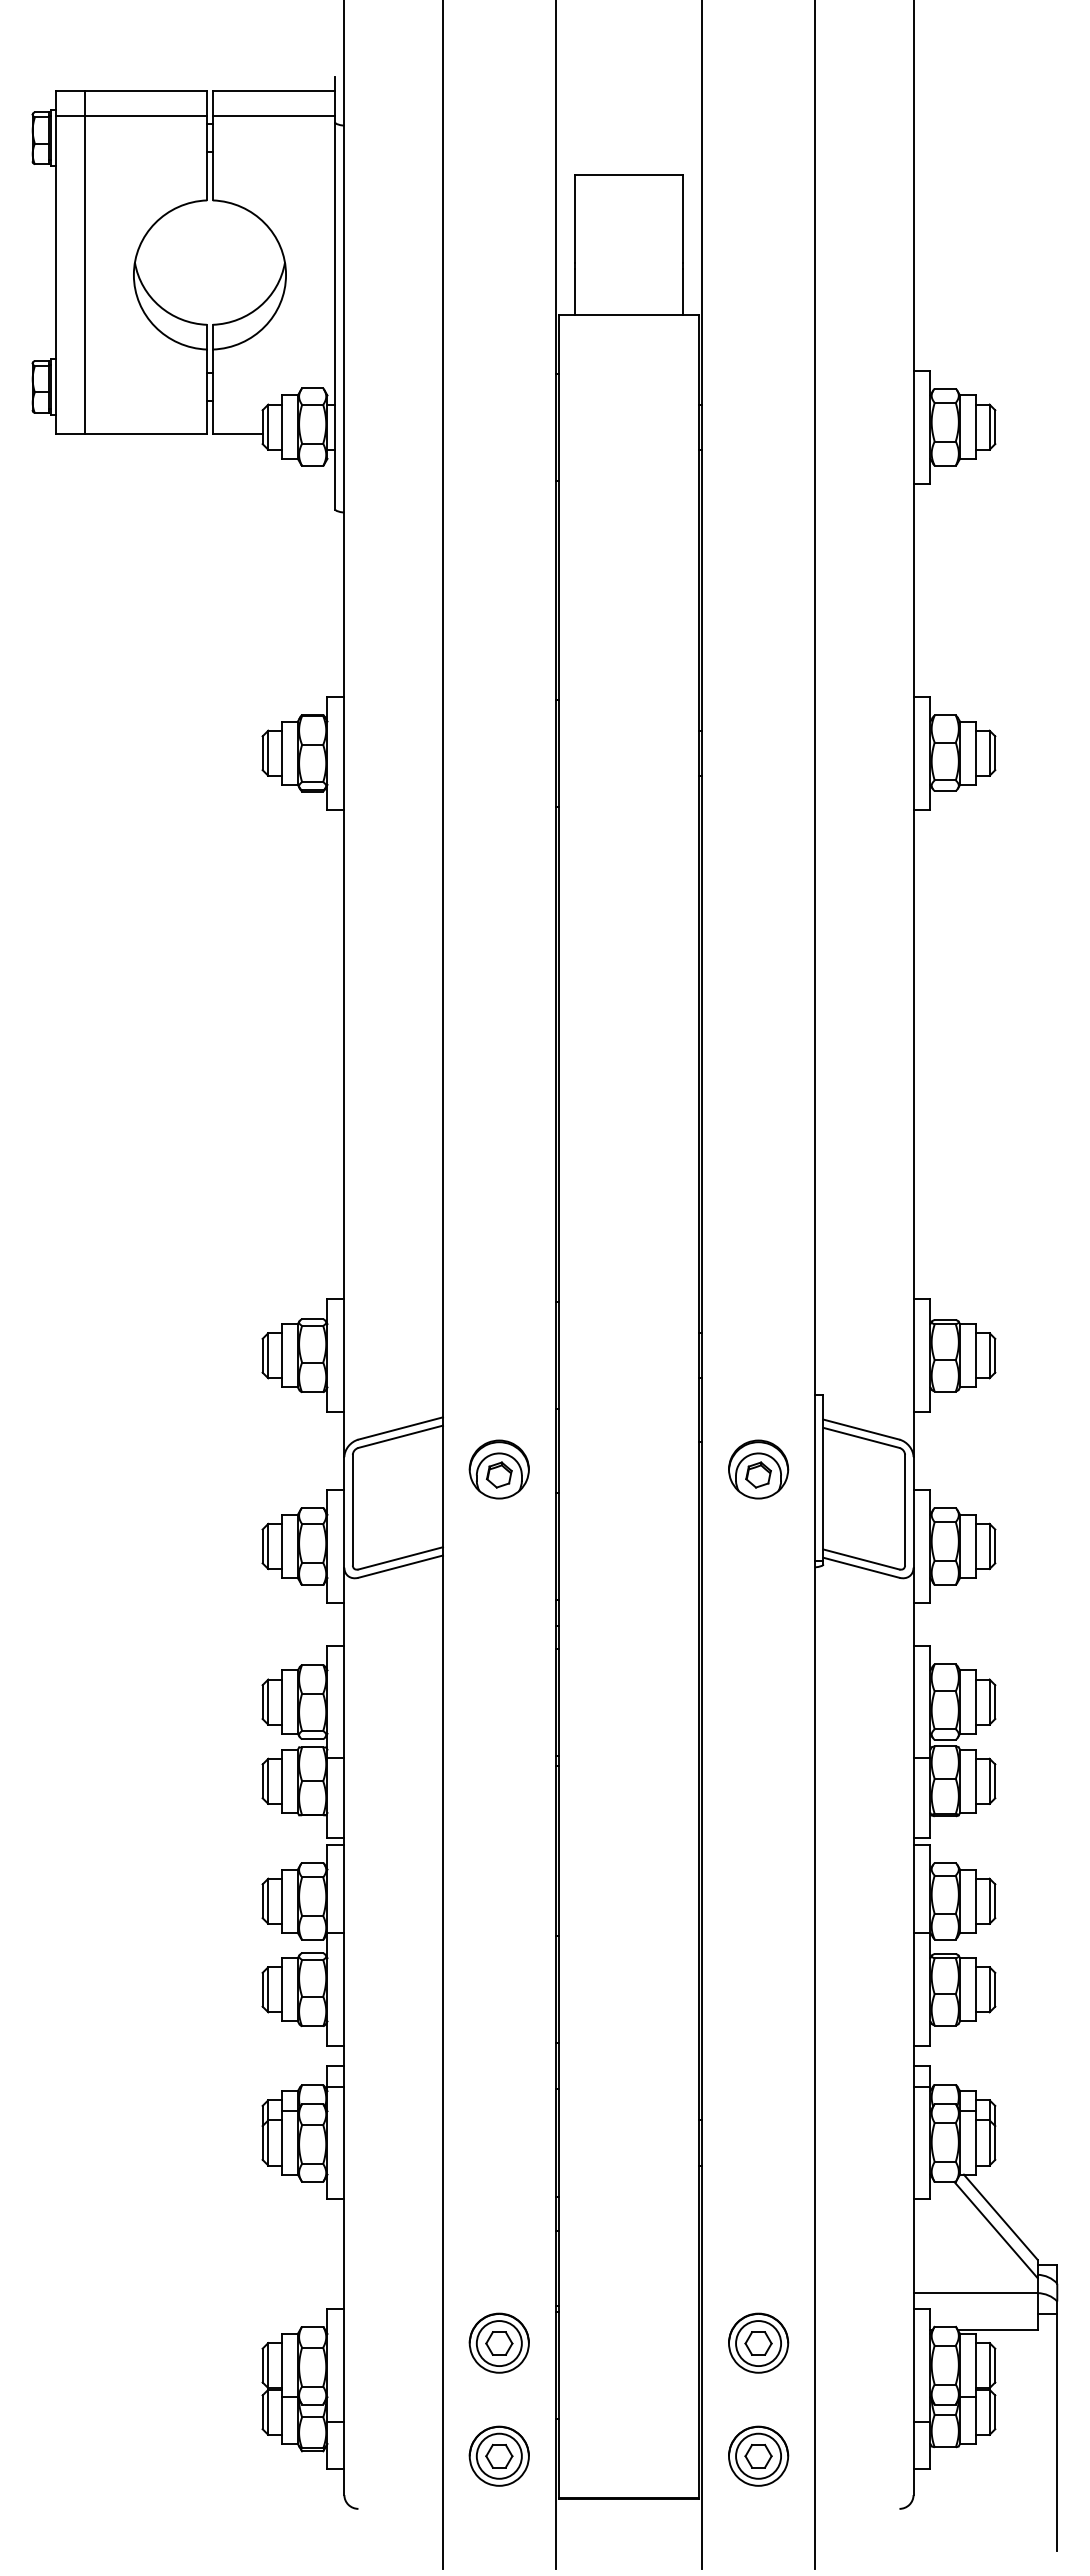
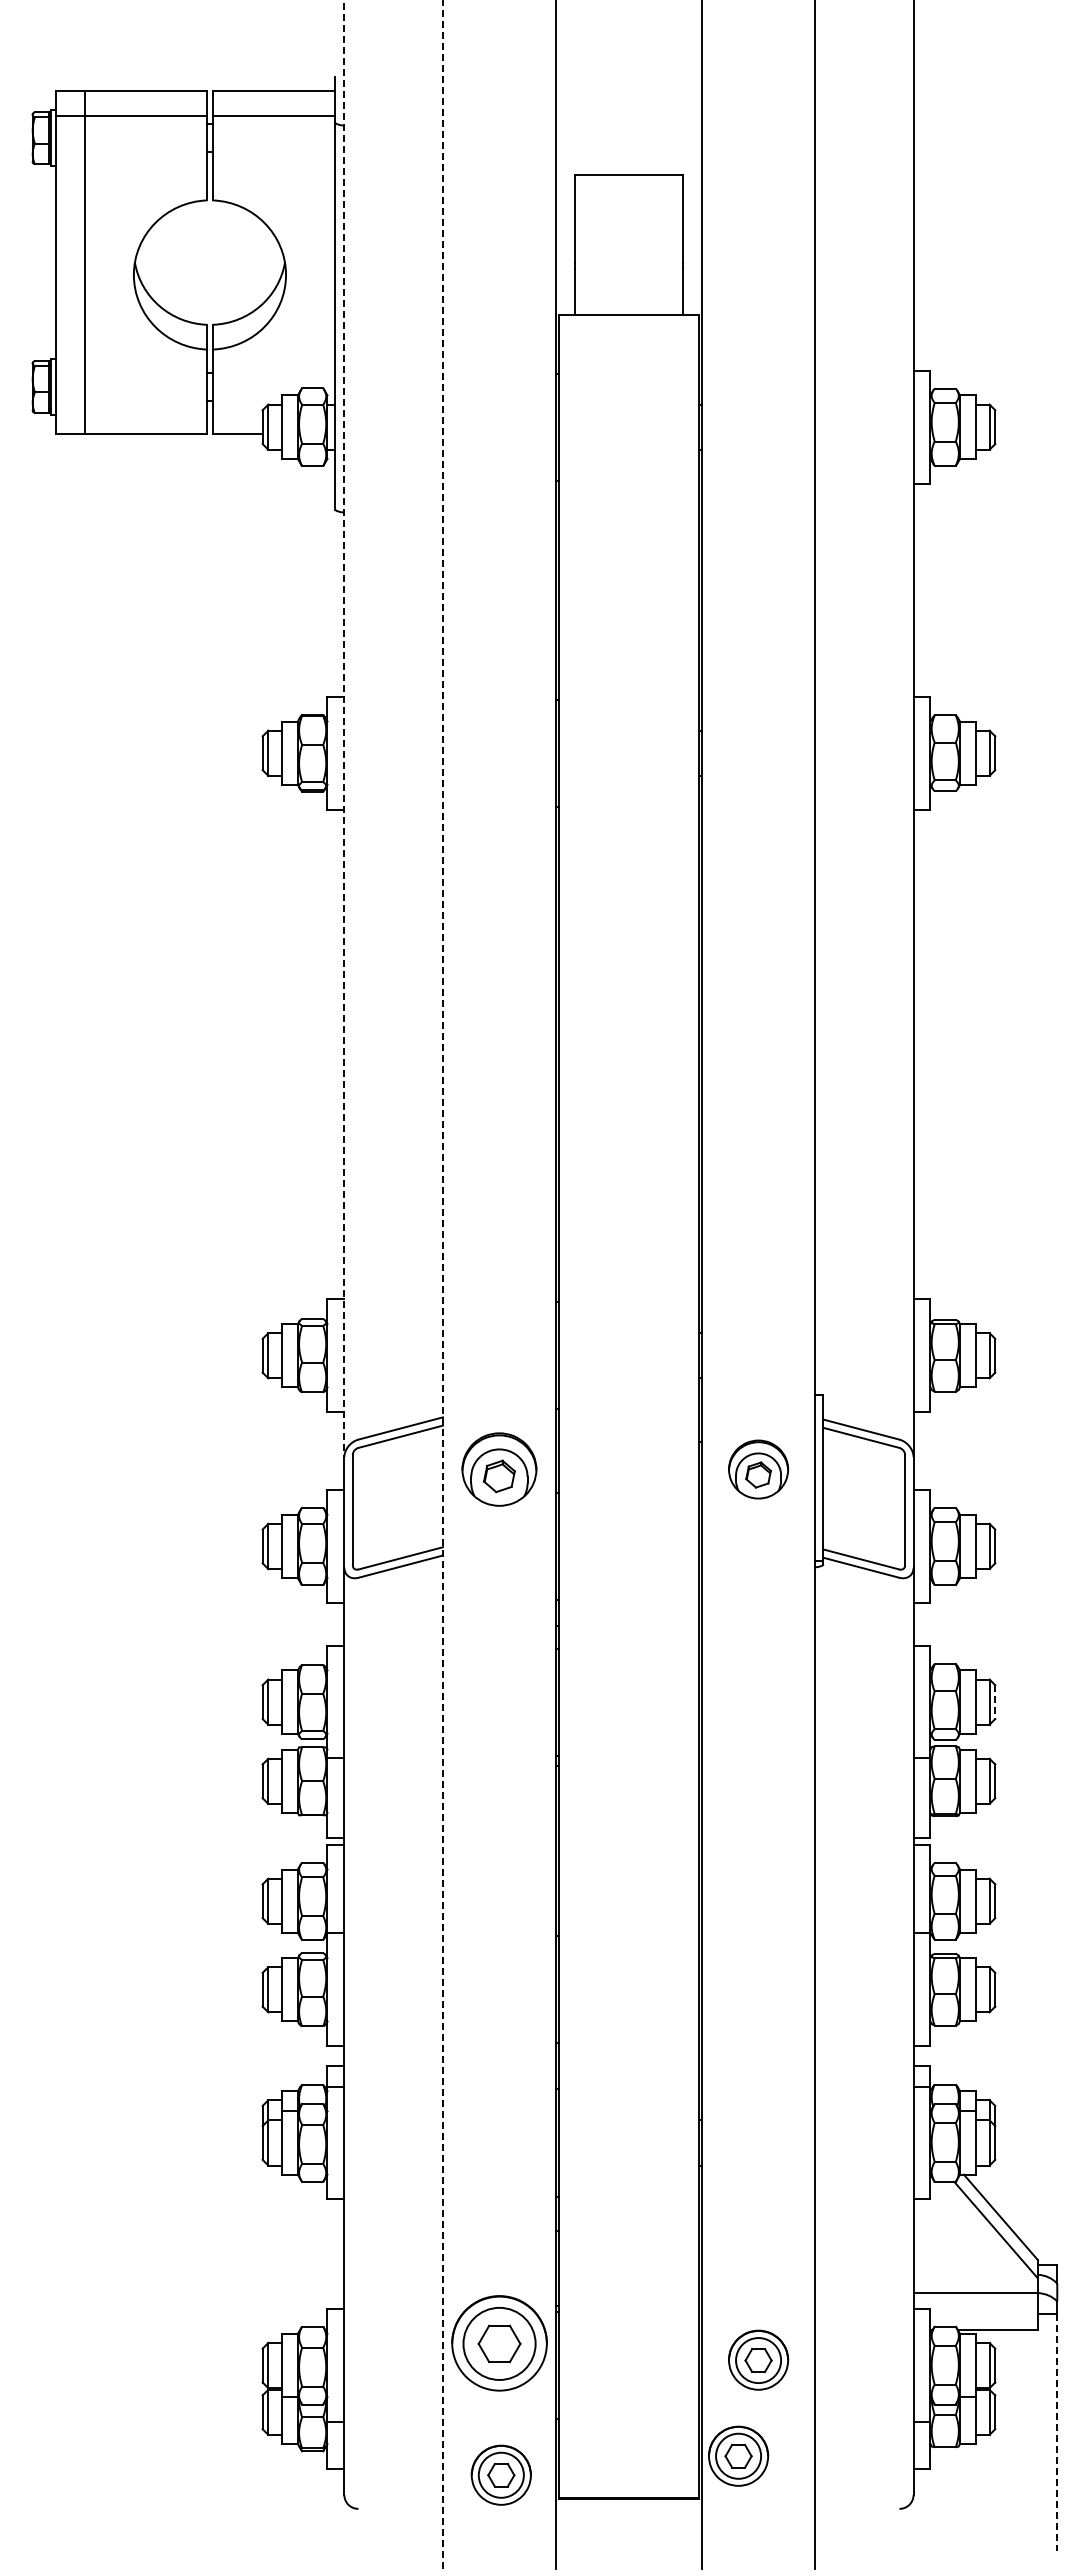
line: solid -> dashed (344, 729)
line: solid -> dashed (442, 1284)
part size: 62x61 px -> 77x75 px (499, 1469)
line: solid -> dashed (995, 1702)
part size: 62x62 px -> 97x97 px (499, 2343)
part position: (758, 2342) -> (758, 2359) (758, 2359)
line: solid -> dashed (1057, 2433)
part position: (498, 2455) -> (500, 2474) (500, 2474)
part position: (758, 2455) -> (738, 2455) (738, 2455)
